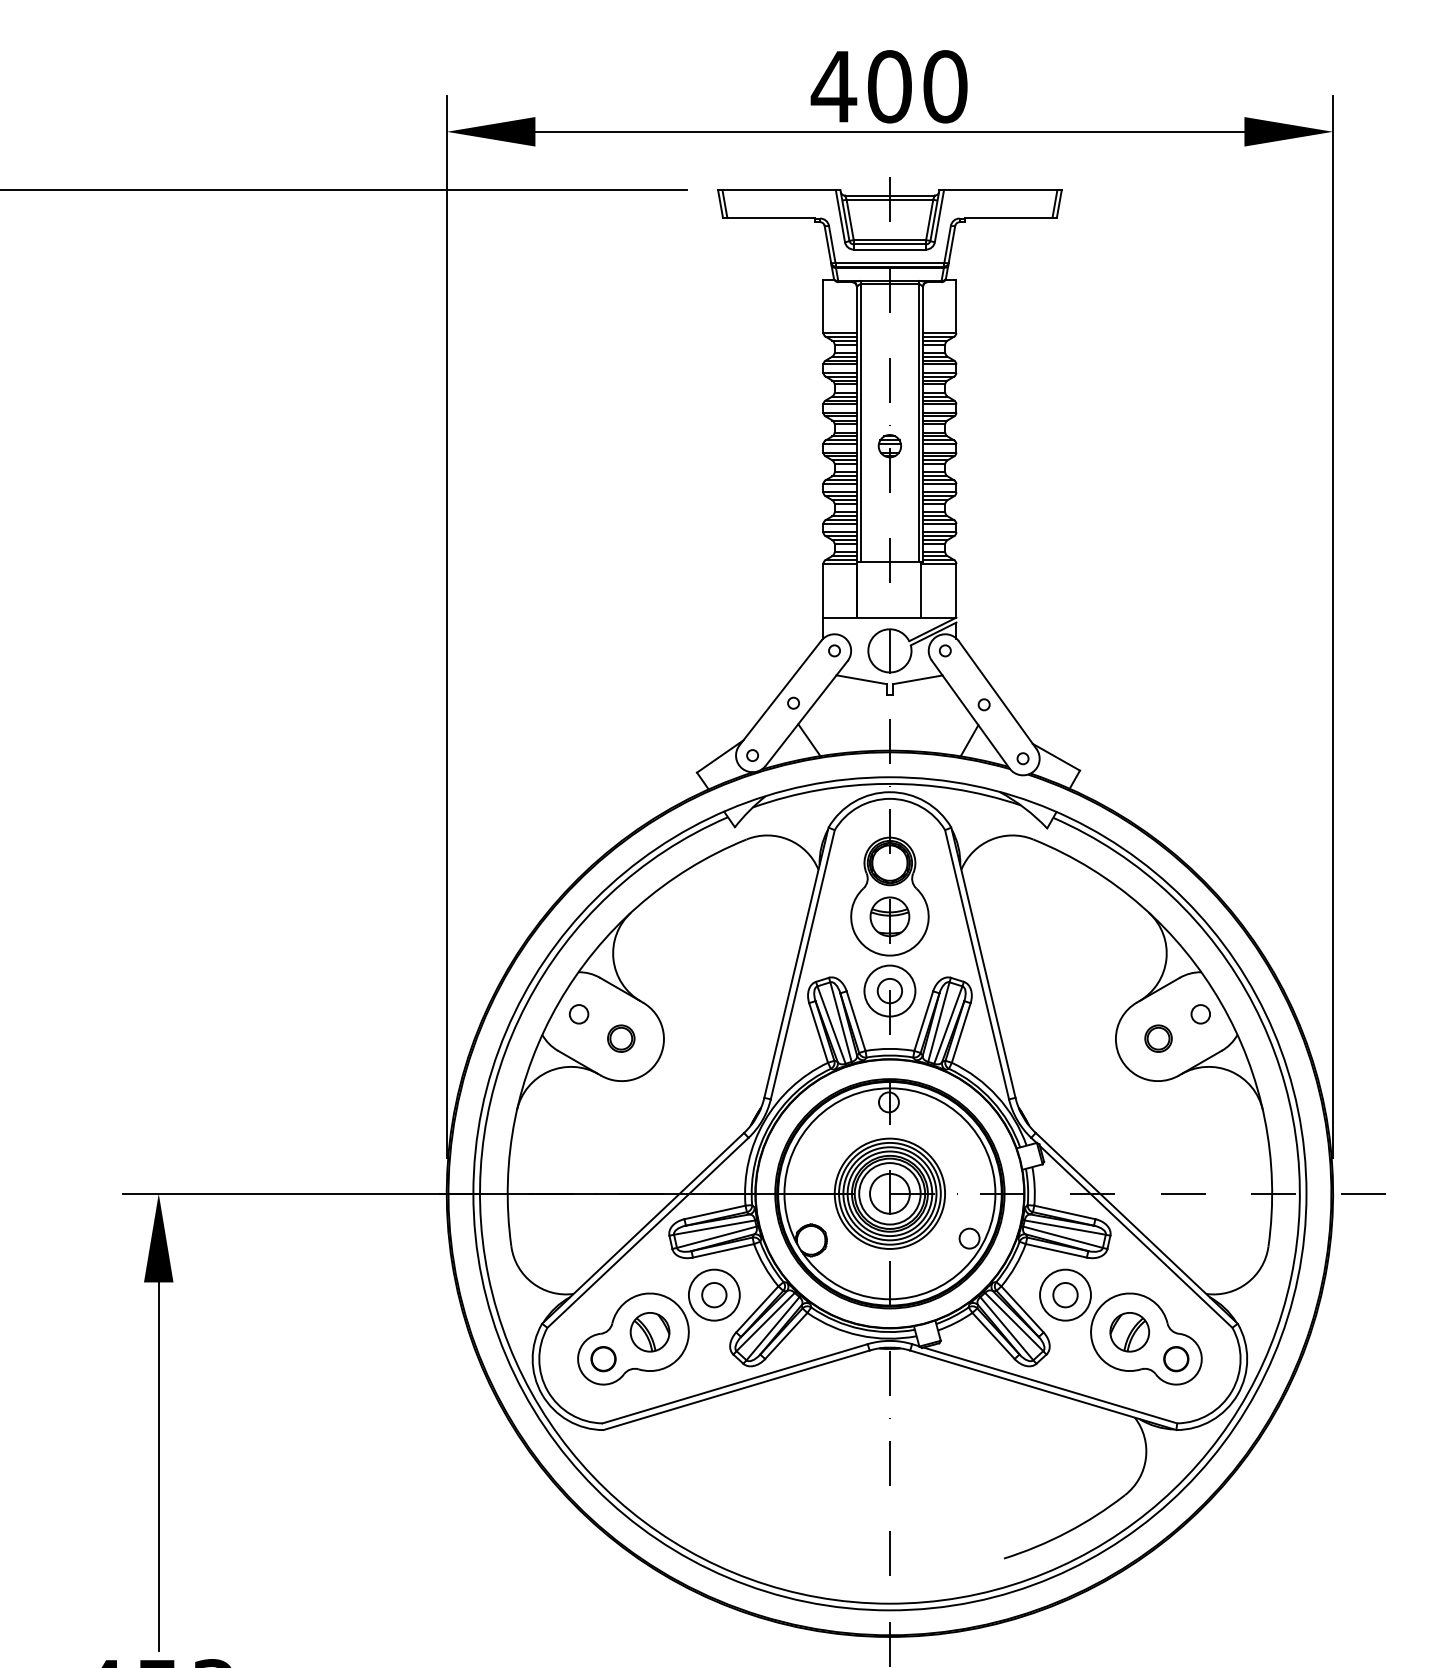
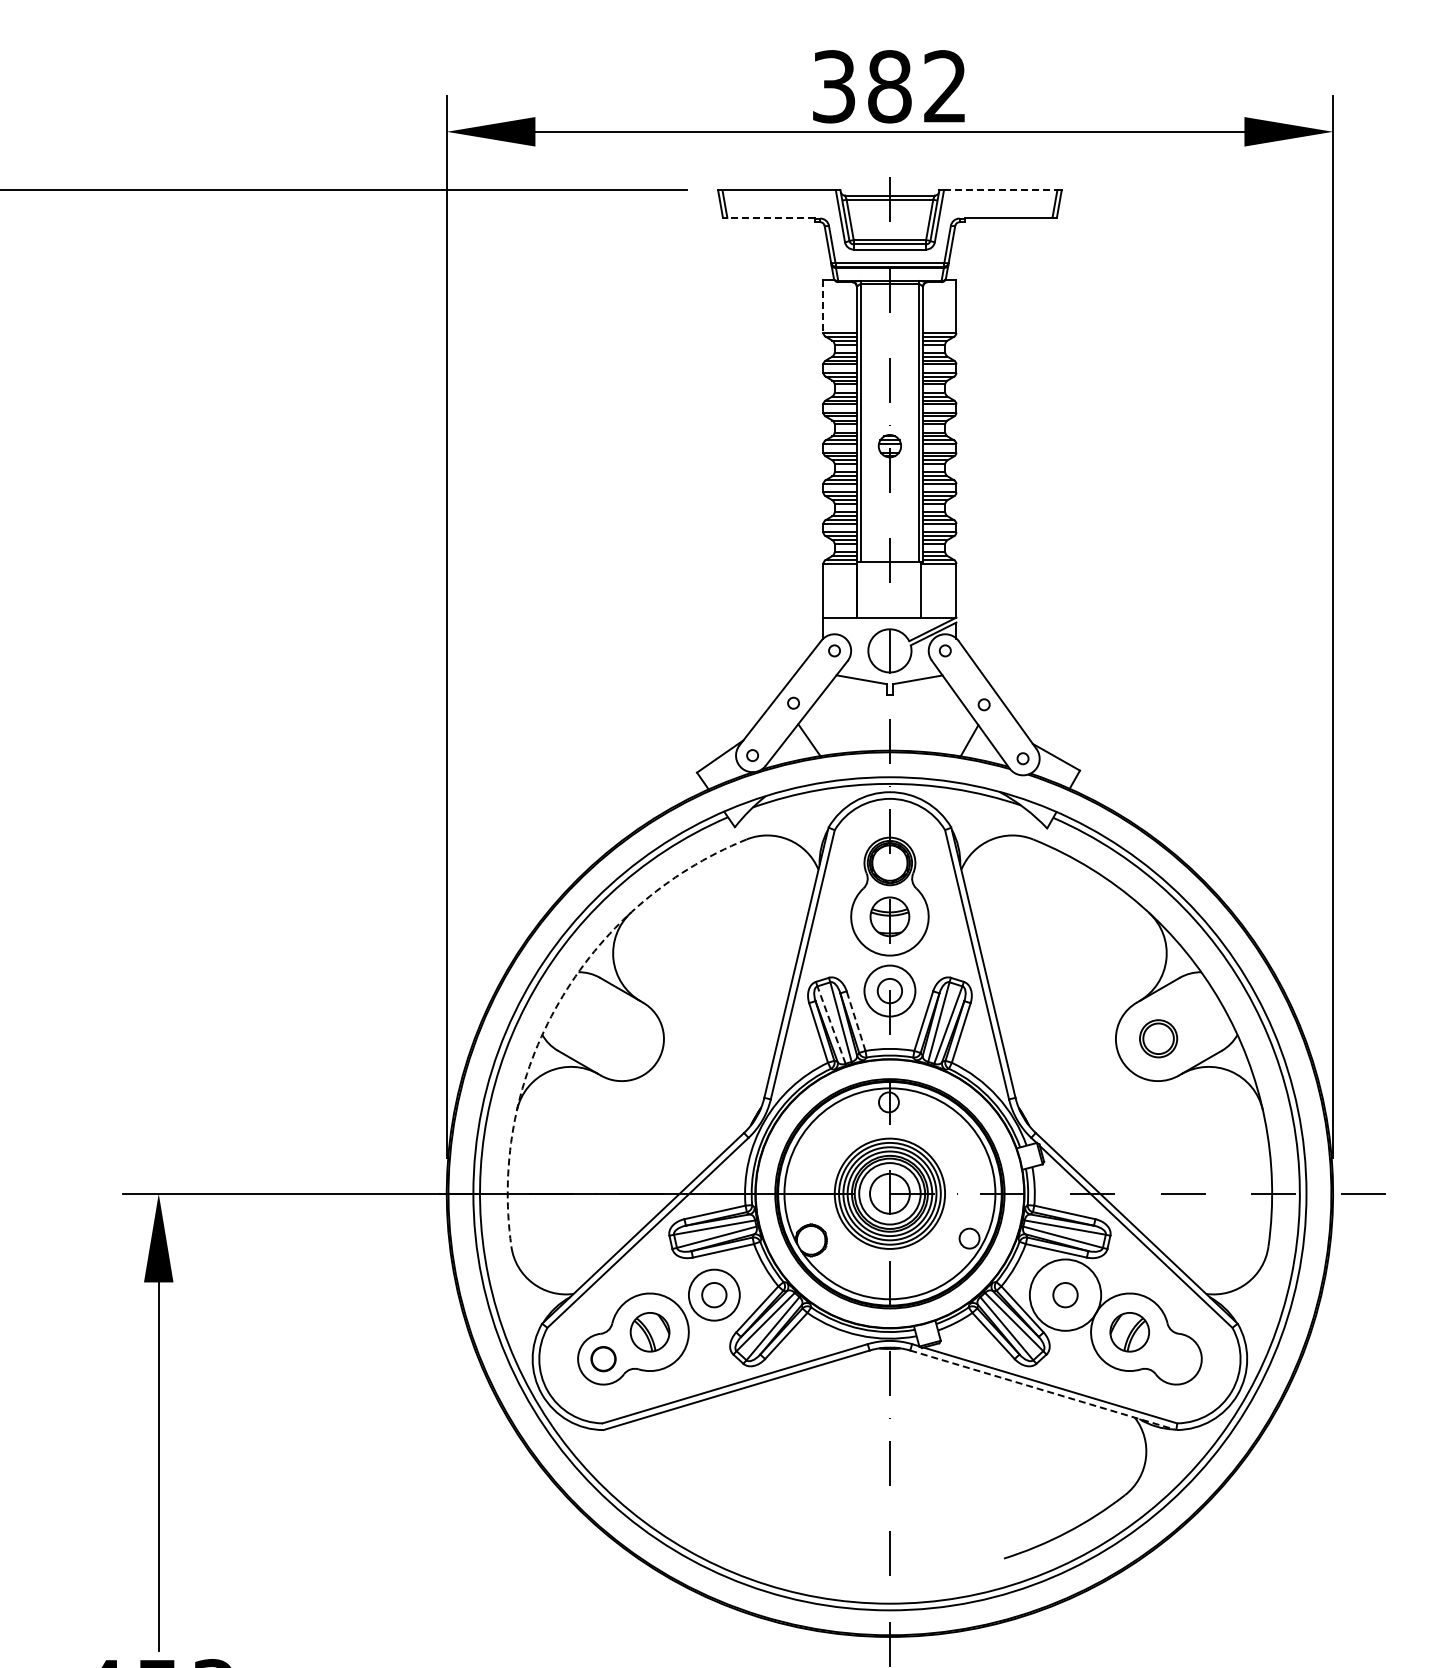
text: 400 -> 382 (888, 86)
line: solid -> dashed (1000, 190)
line: solid -> dashed (770, 217)
line: solid -> dashed (823, 306)
arc: solid -> dashed (558, 1002)
circle: present -> none (578, 1014)
circle: present -> none (1200, 1014)
line: solid -> dashed (855, 1020)
line: solid -> dashed (831, 1024)
part: present -> none (621, 1038)
part size: 29x29 px -> 40x40 px (1158, 1038)
circle diameter: 51 px -> 71 px (1065, 1294)
circle: present -> none (1176, 1359)
line: solid -> dashed (1043, 1390)
